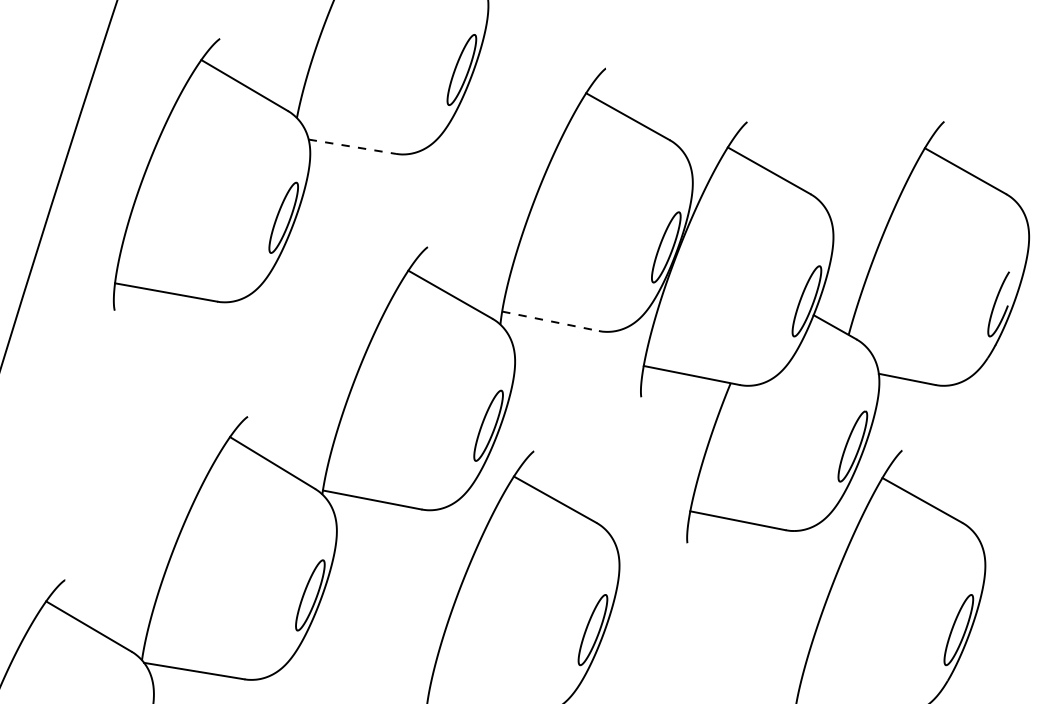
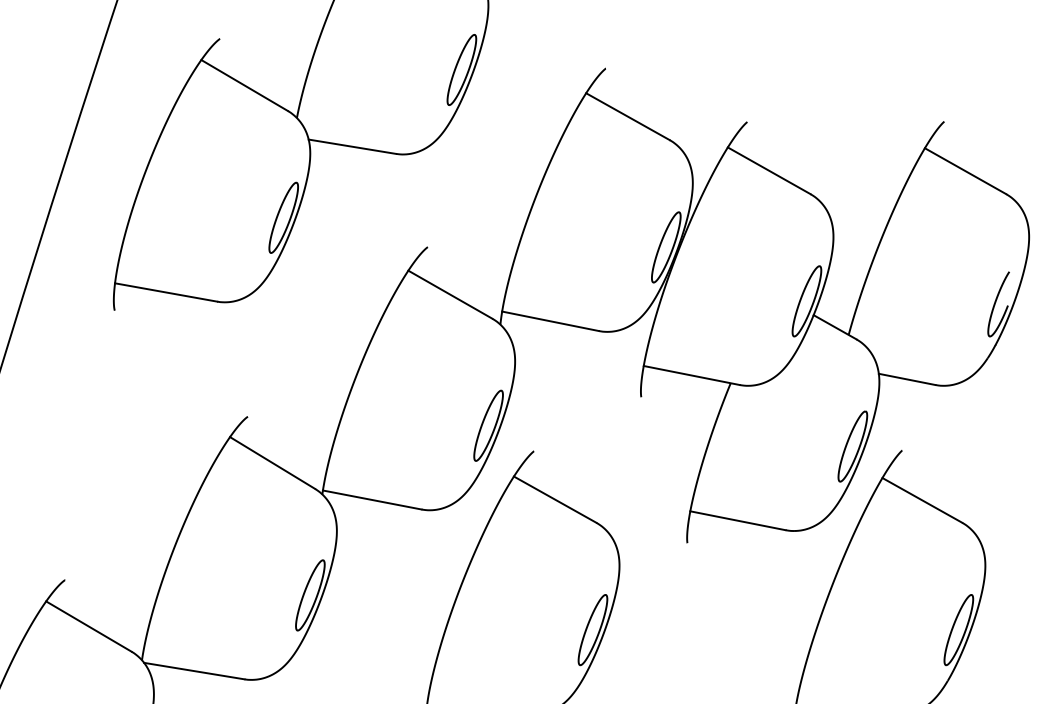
line: dashed -> solid (352, 146)
line: dashed -> solid (551, 321)
